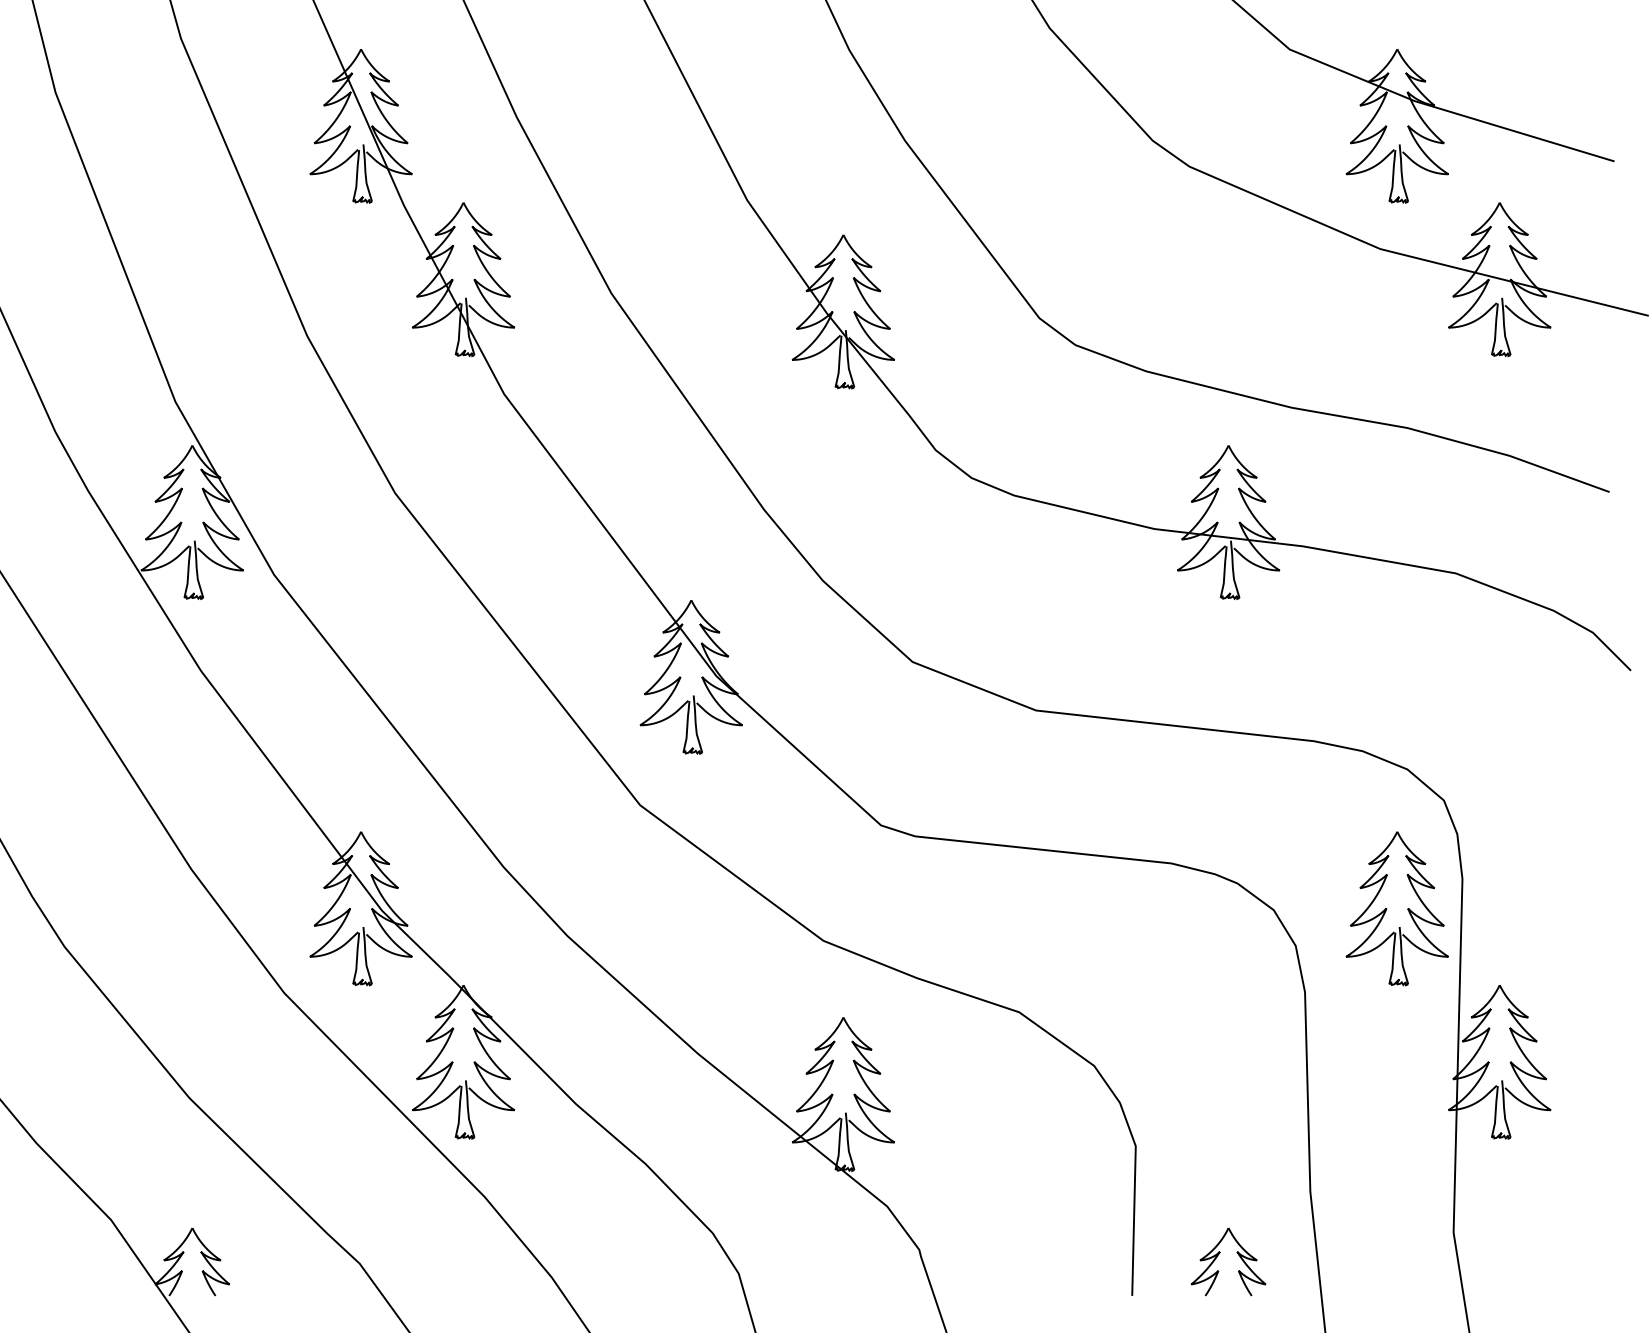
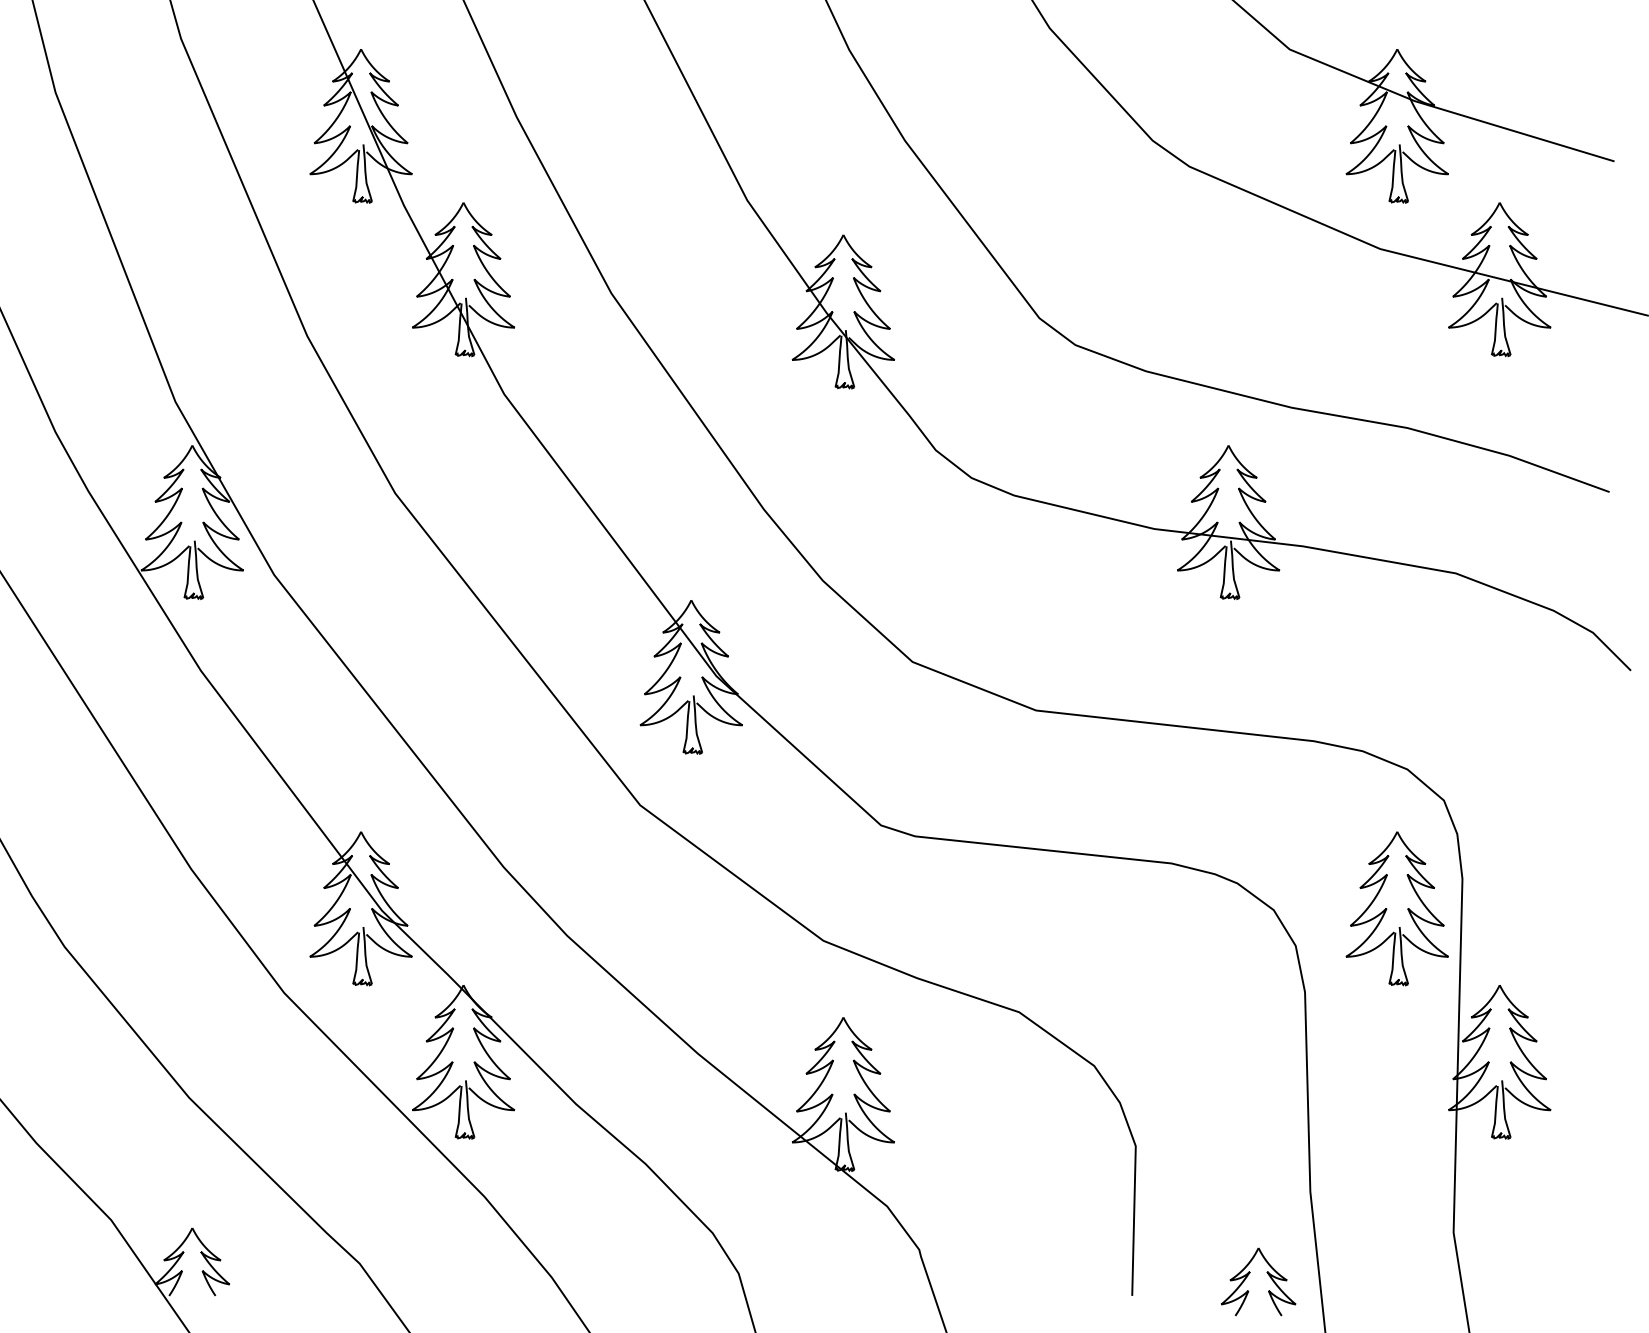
part position: (1219, 1254) -> (1249, 1274) (1249, 1274)
